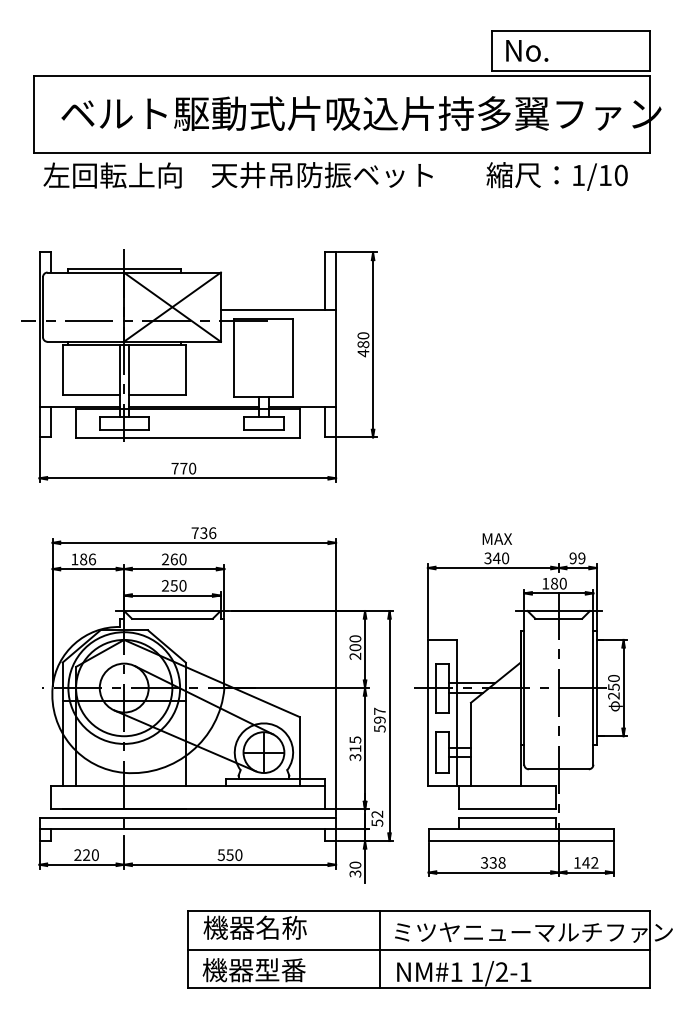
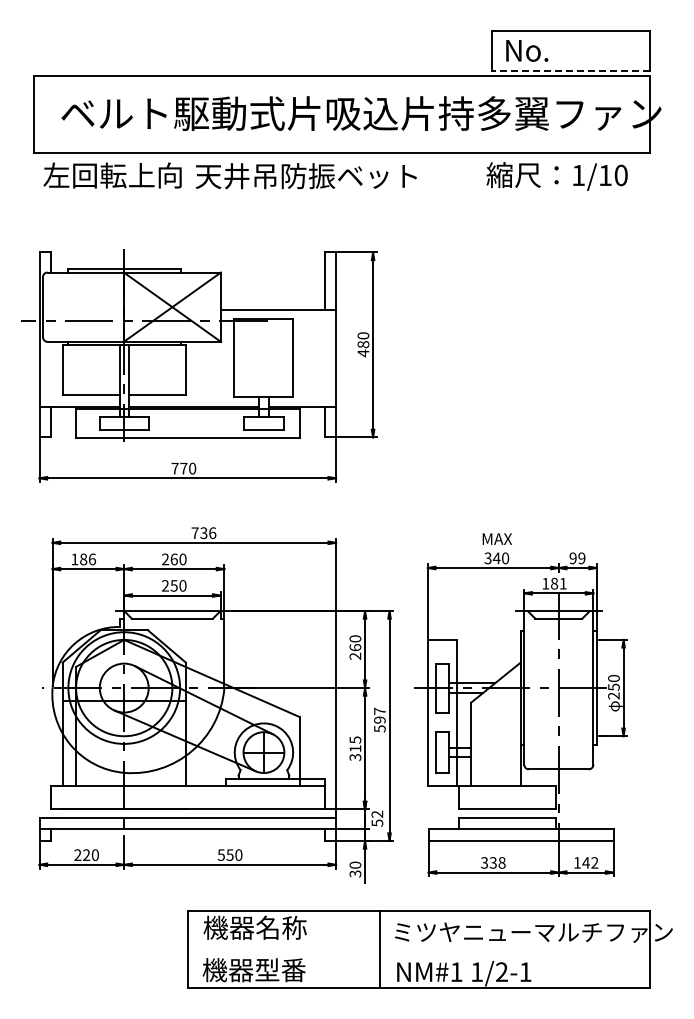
line: solid -> dashed (571, 71)
text position: (321, 175) -> (305, 176) (305, 176)
text: 180 -> 181 (562, 583)
text: 200 -> 260 (355, 647)
line: present -> none (418, 949)
